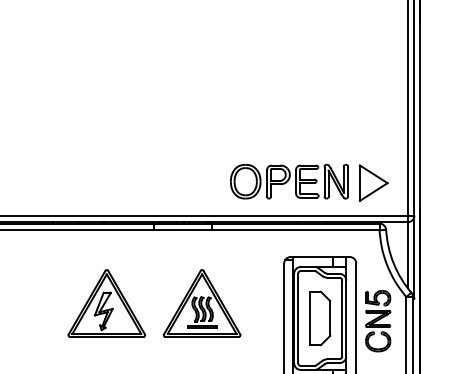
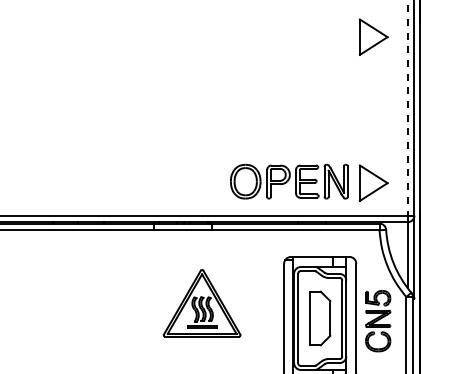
part: none -> present (373, 36)
line: solid -> dashed (407, 107)
part: present -> none (106, 303)
